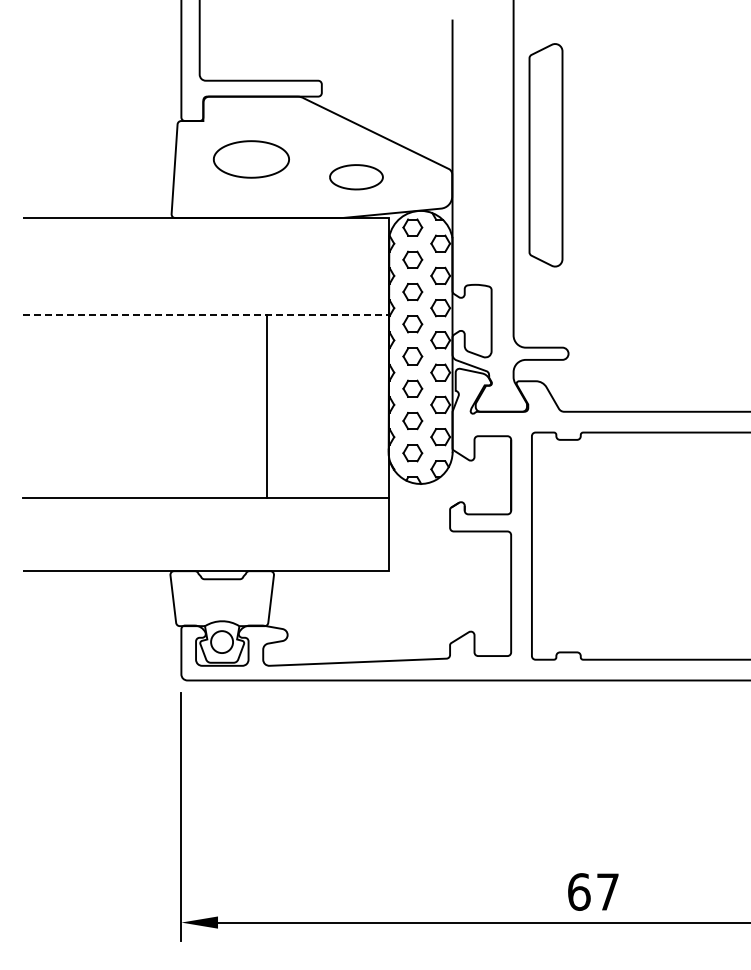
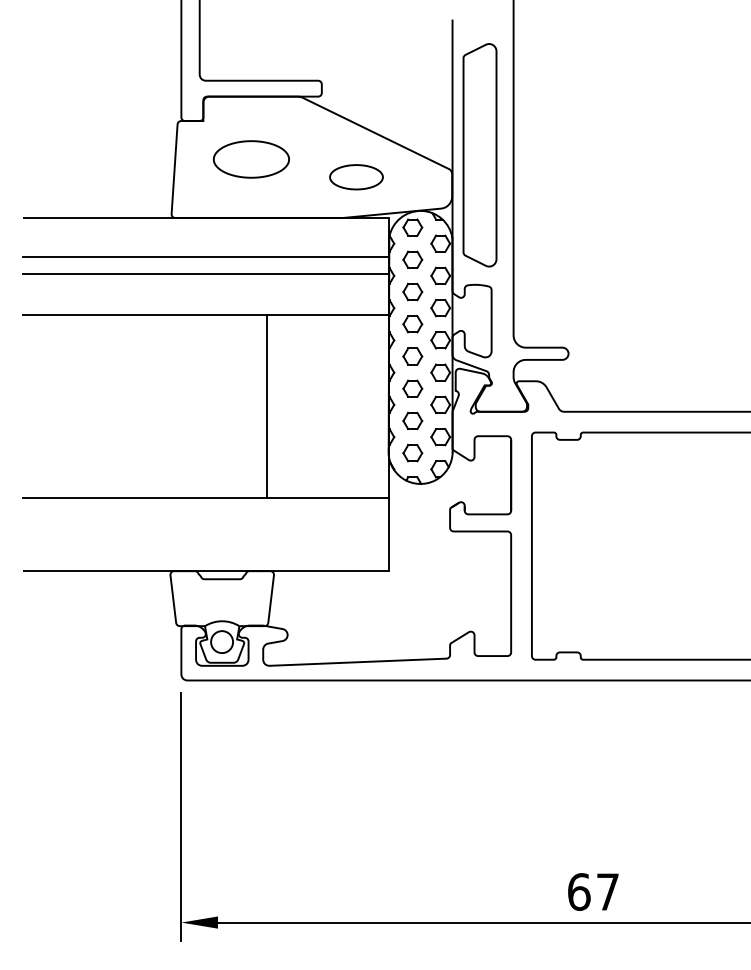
part position: (545, 155) -> (479, 155) (479, 155)
line: none -> present (205, 257)
line: none -> present (205, 274)
line: dashed -> solid (206, 314)
